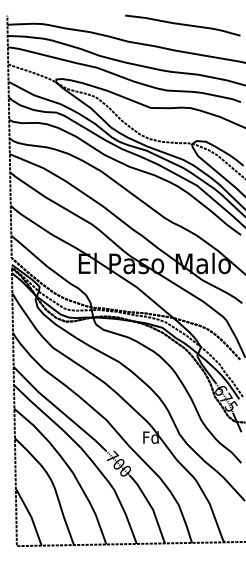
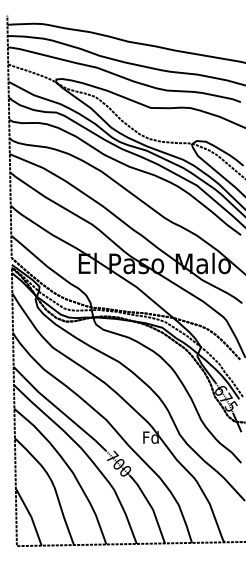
curve: present -> none (182, 25)
